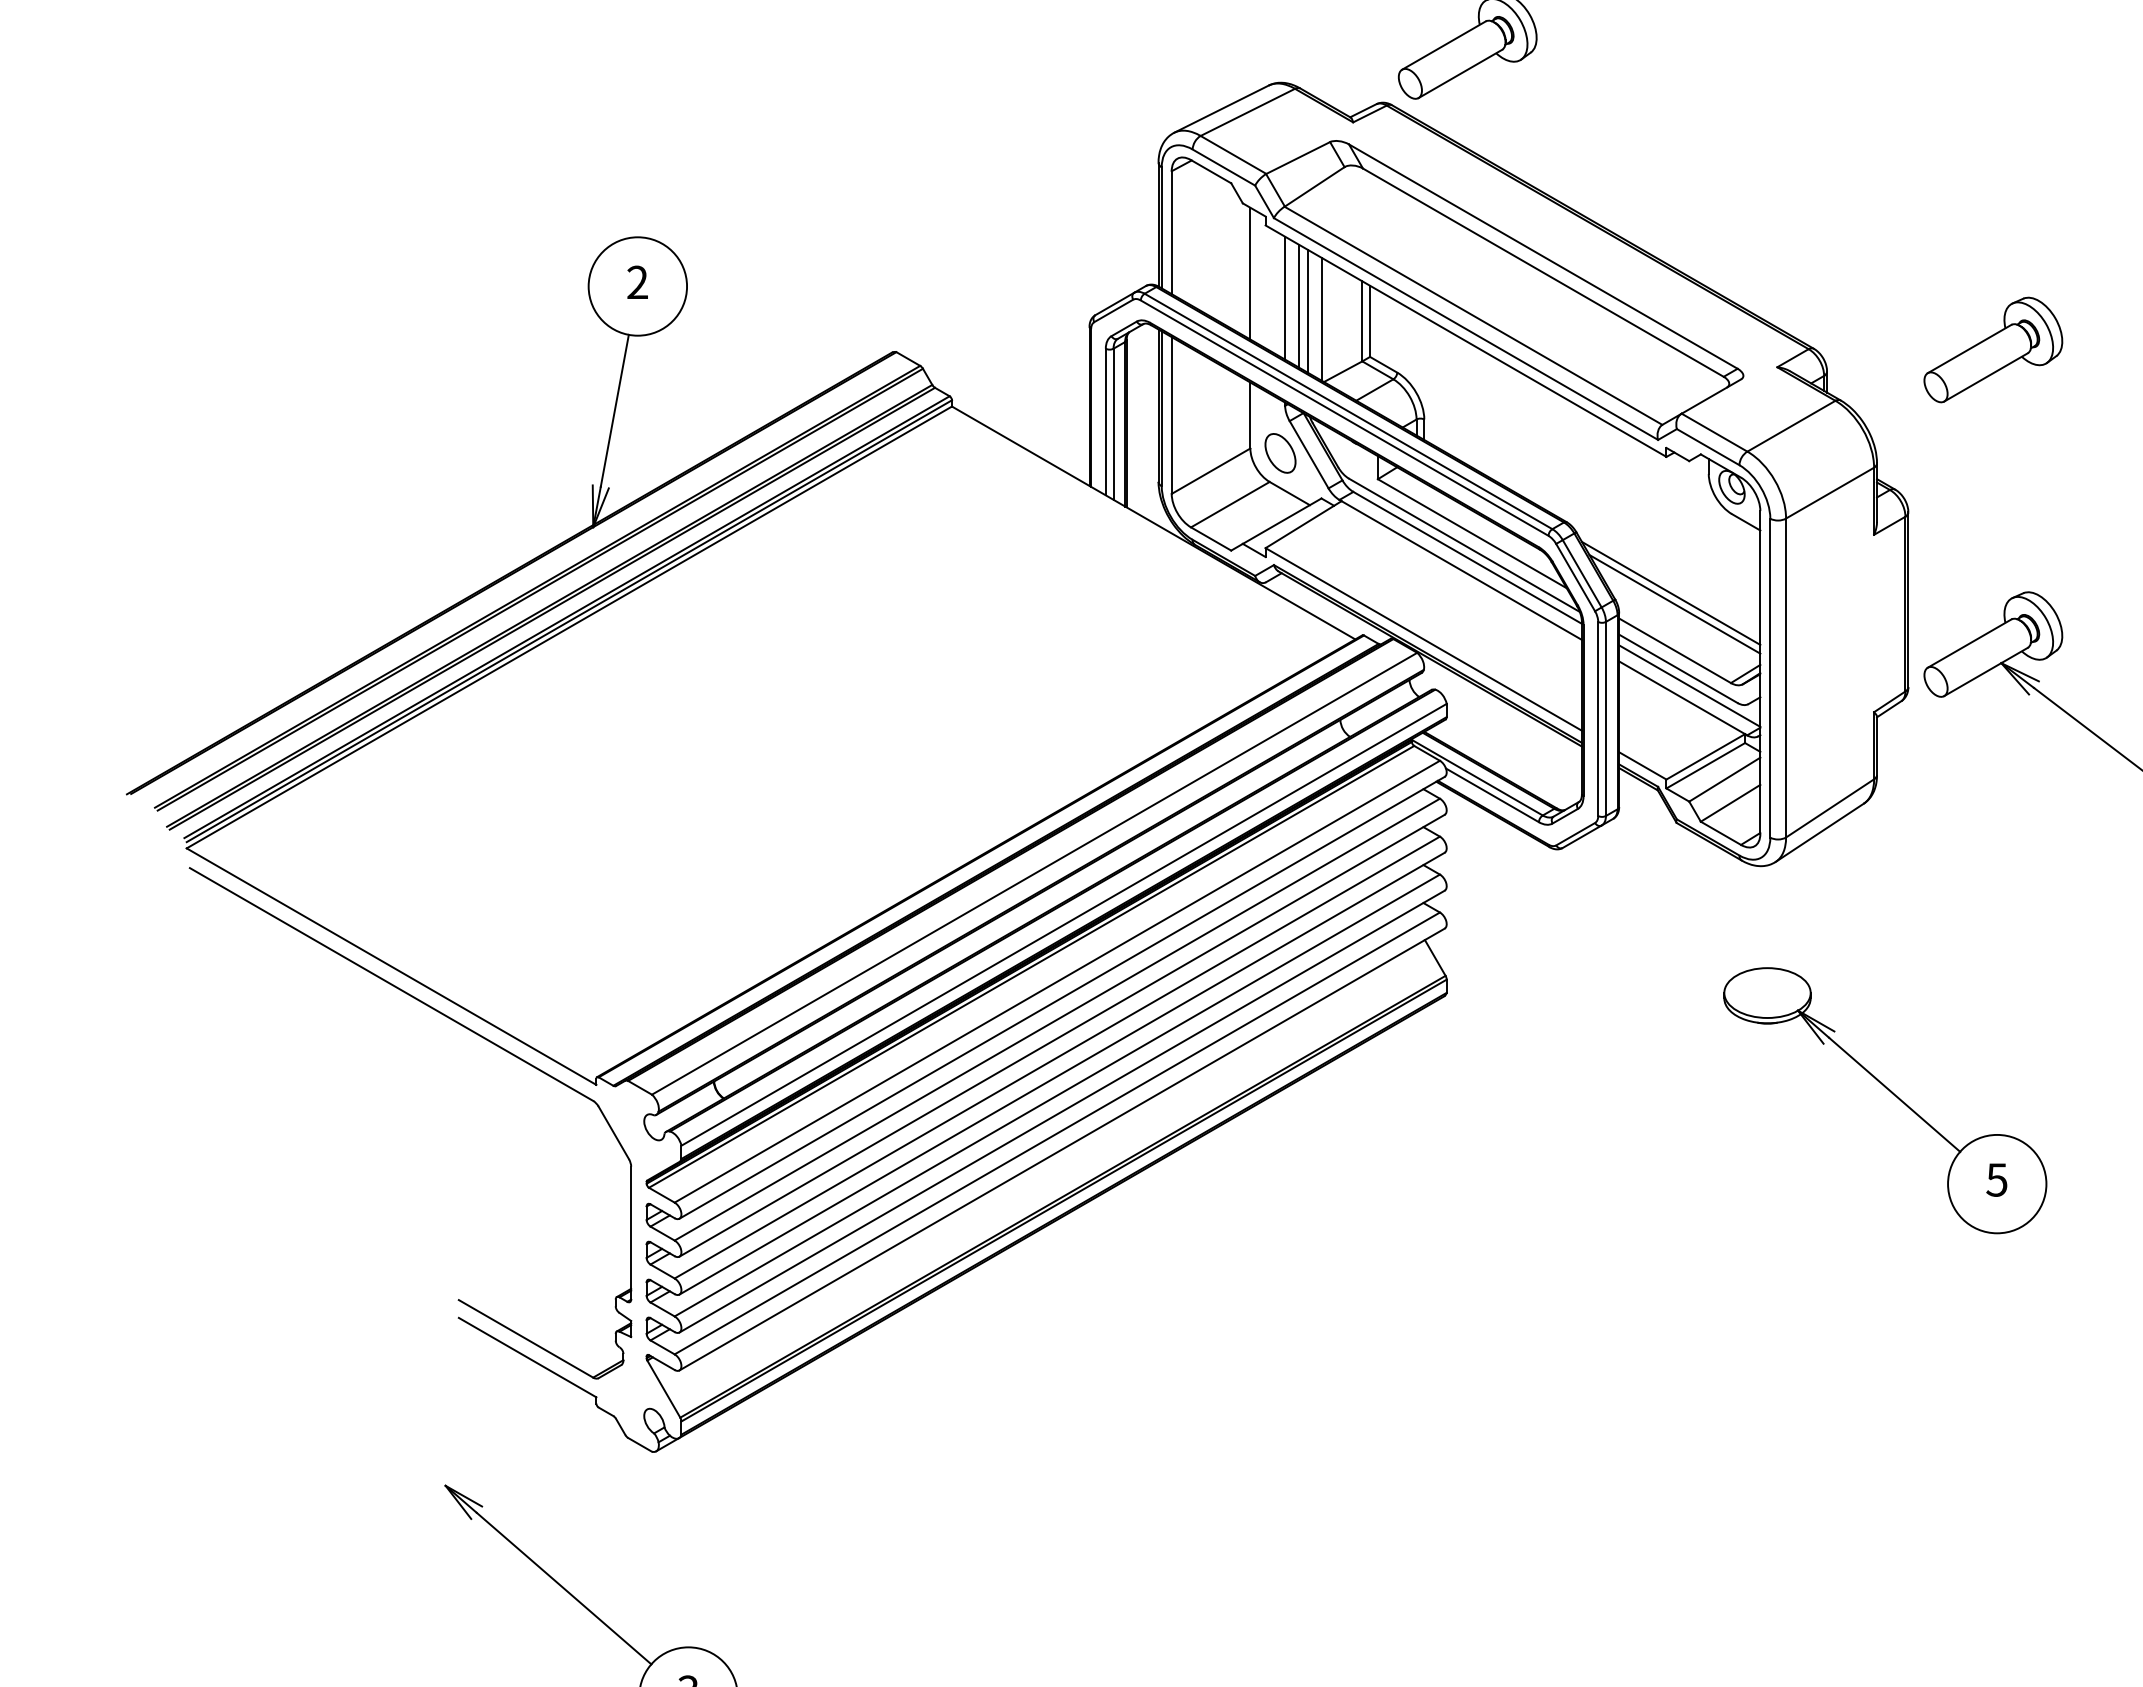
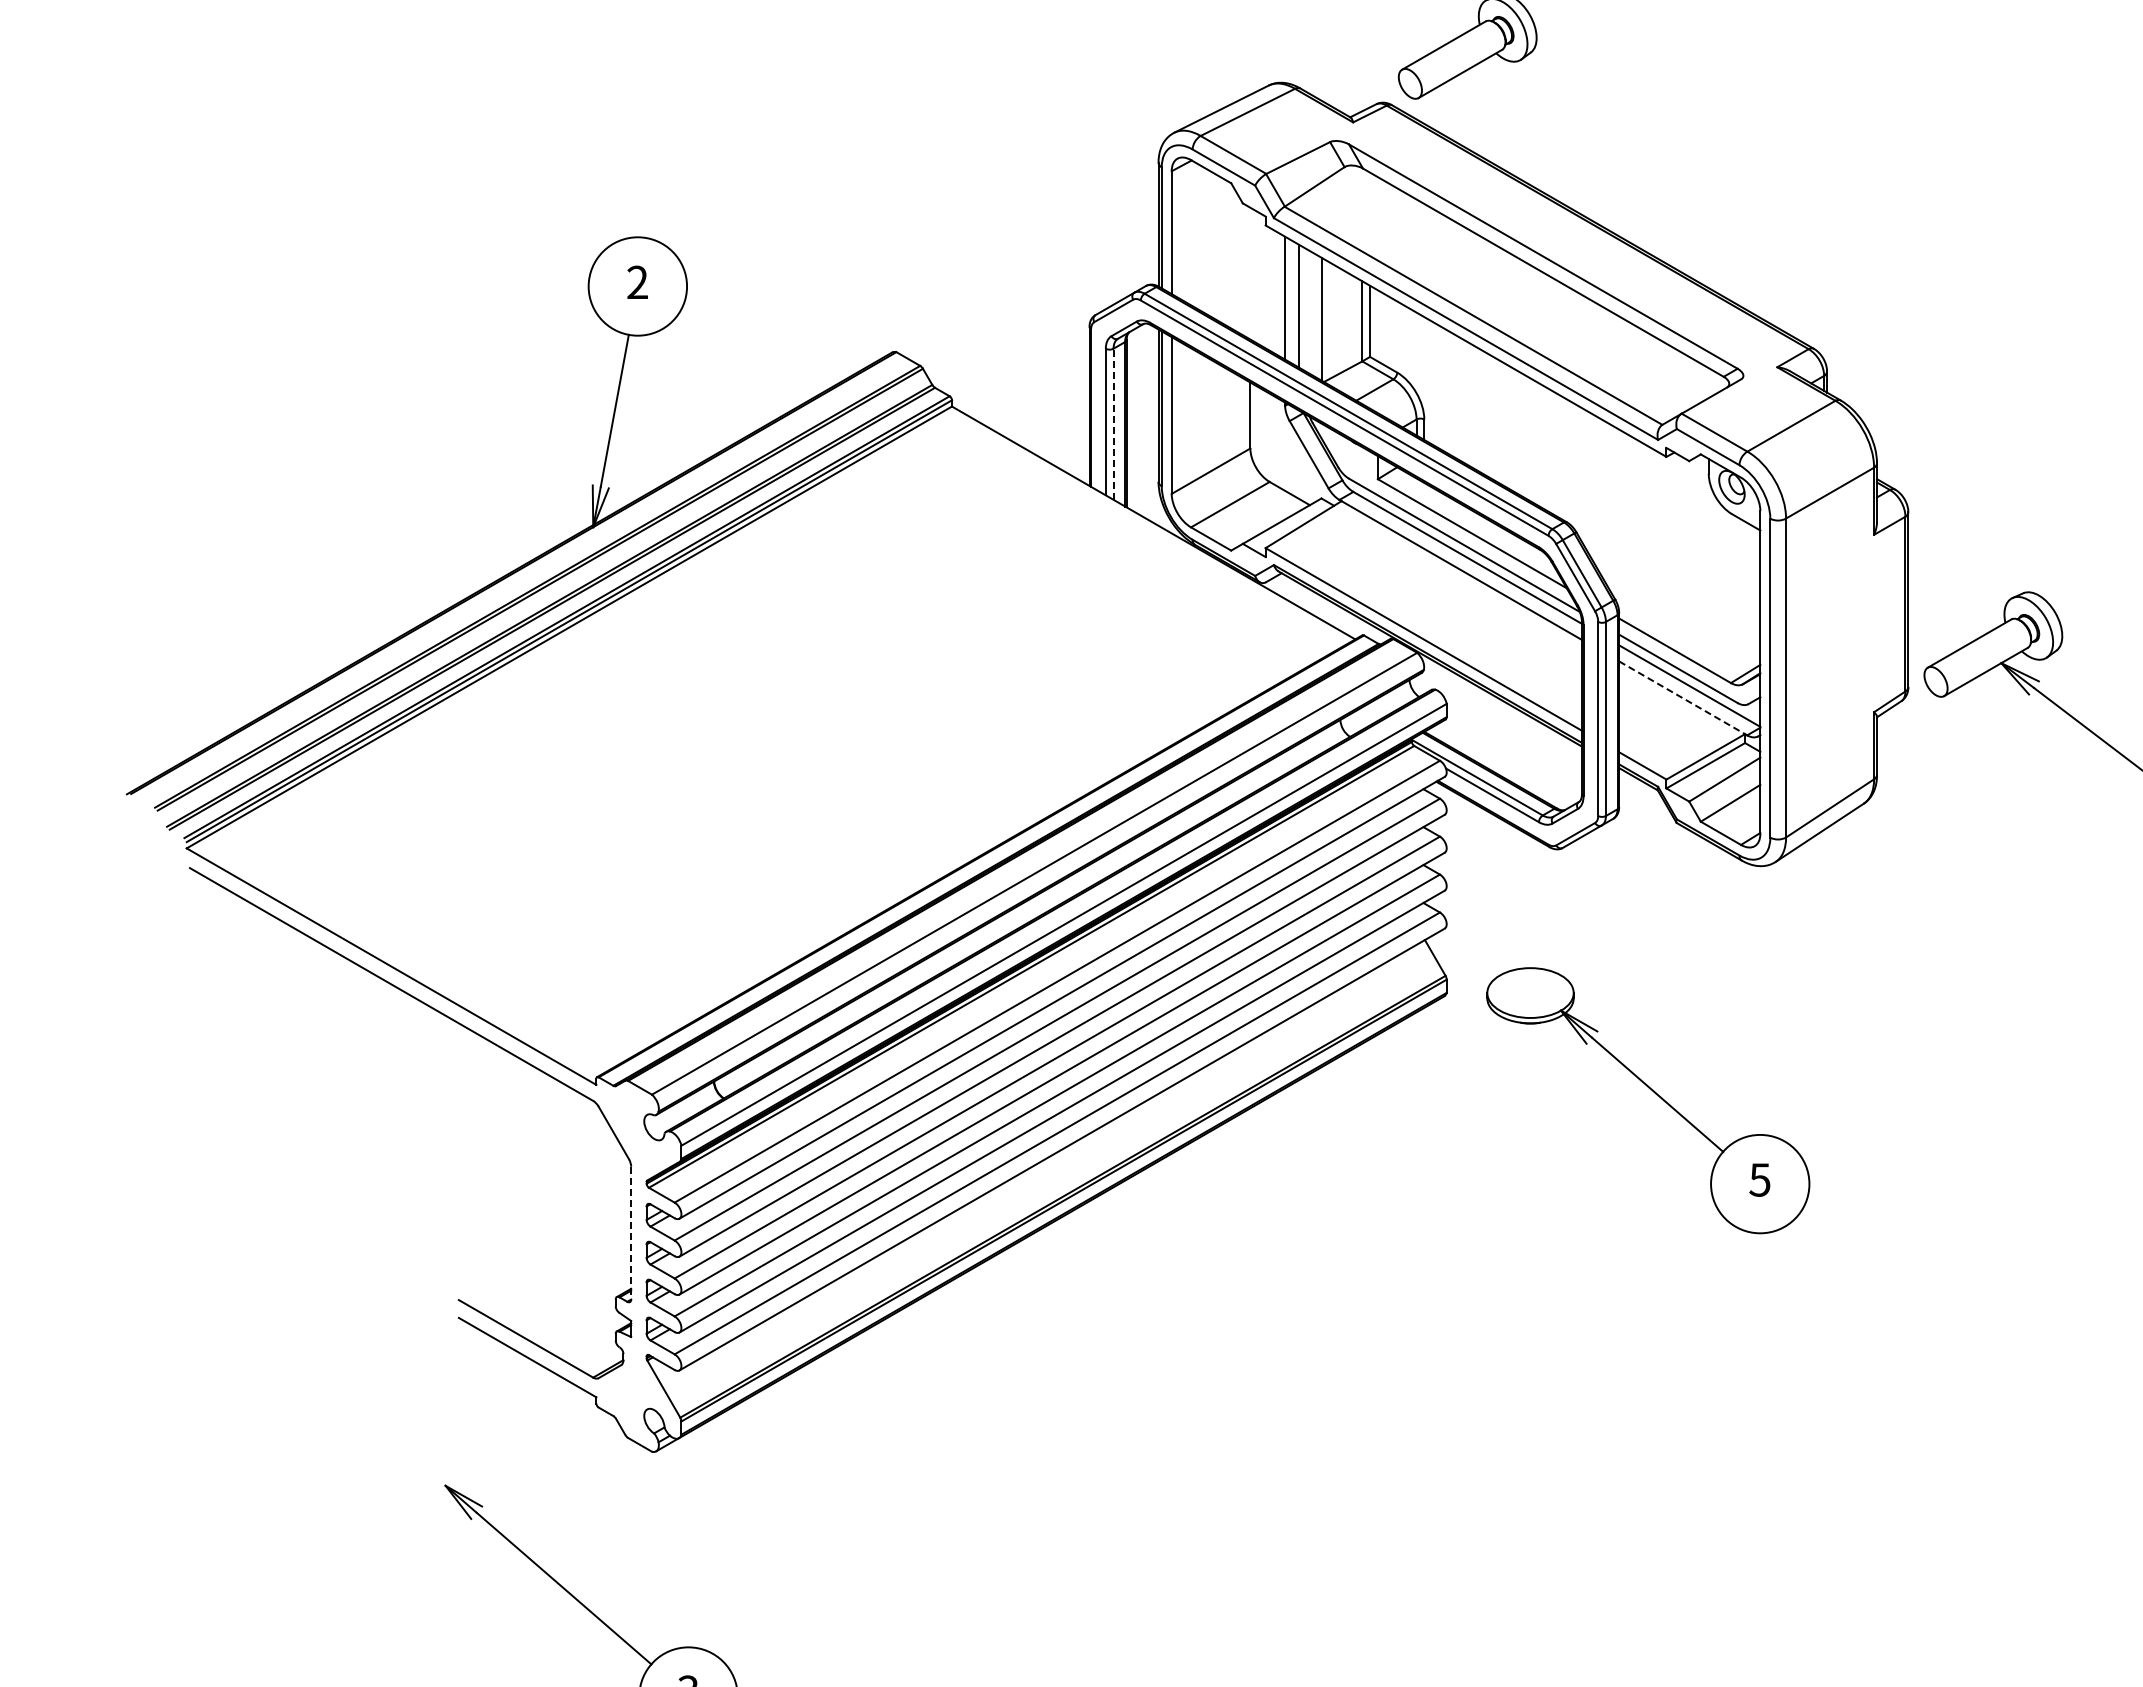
line: present -> none (1250, 273)
line: present -> none (1308, 311)
part: present -> none (1993, 349)
line: solid -> dashed (1113, 424)
part: present -> none (1280, 453)
line: present -> none (1670, 592)
line: present -> none (1674, 604)
line: solid -> dashed (1682, 697)
part position: (1891, 1093) -> (1654, 1093) (1654, 1093)
line: solid -> dashed (631, 1233)
